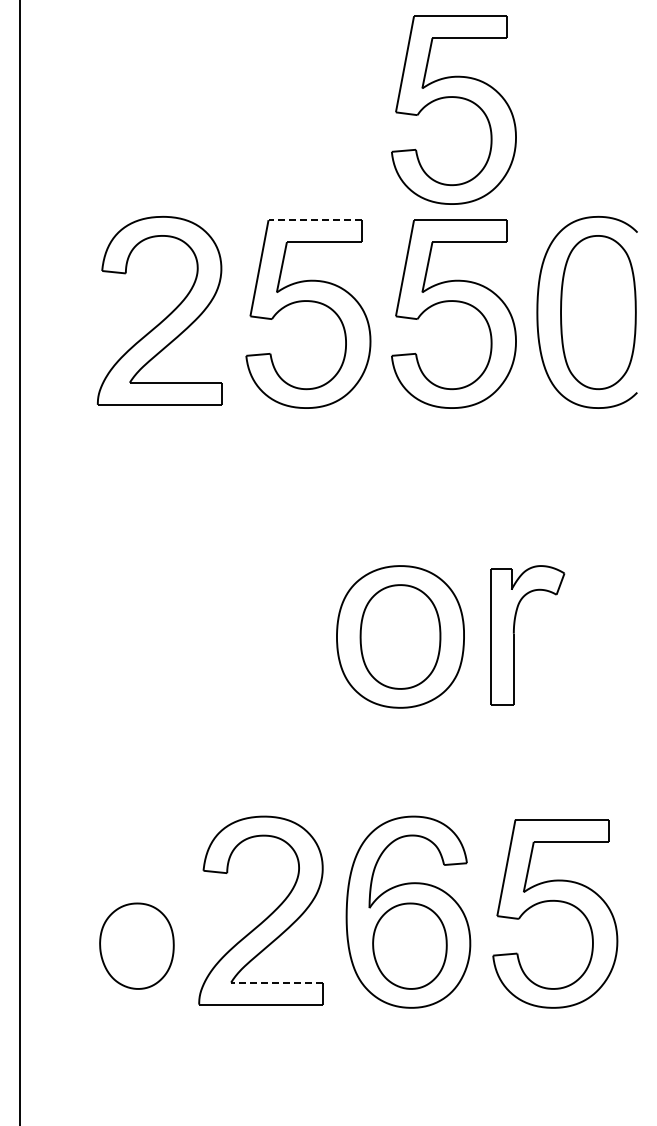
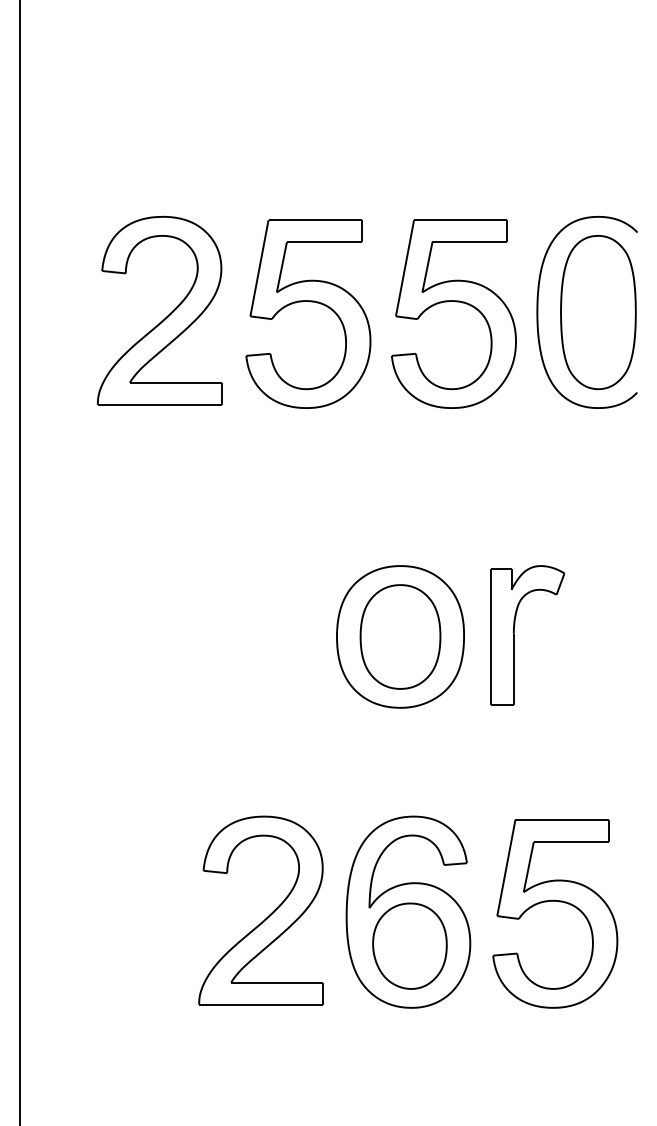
part: present -> none (455, 98)
line: dashed -> solid (315, 220)
part: present -> none (136, 945)
line: dashed -> solid (277, 982)
